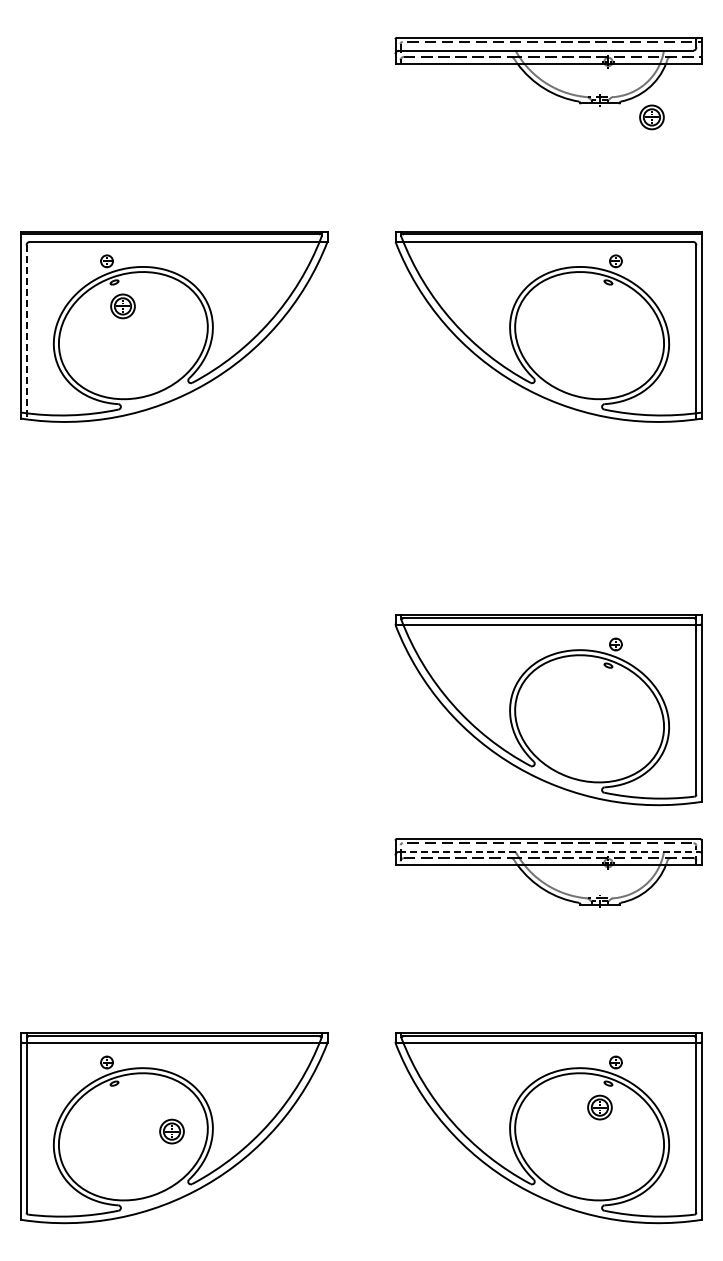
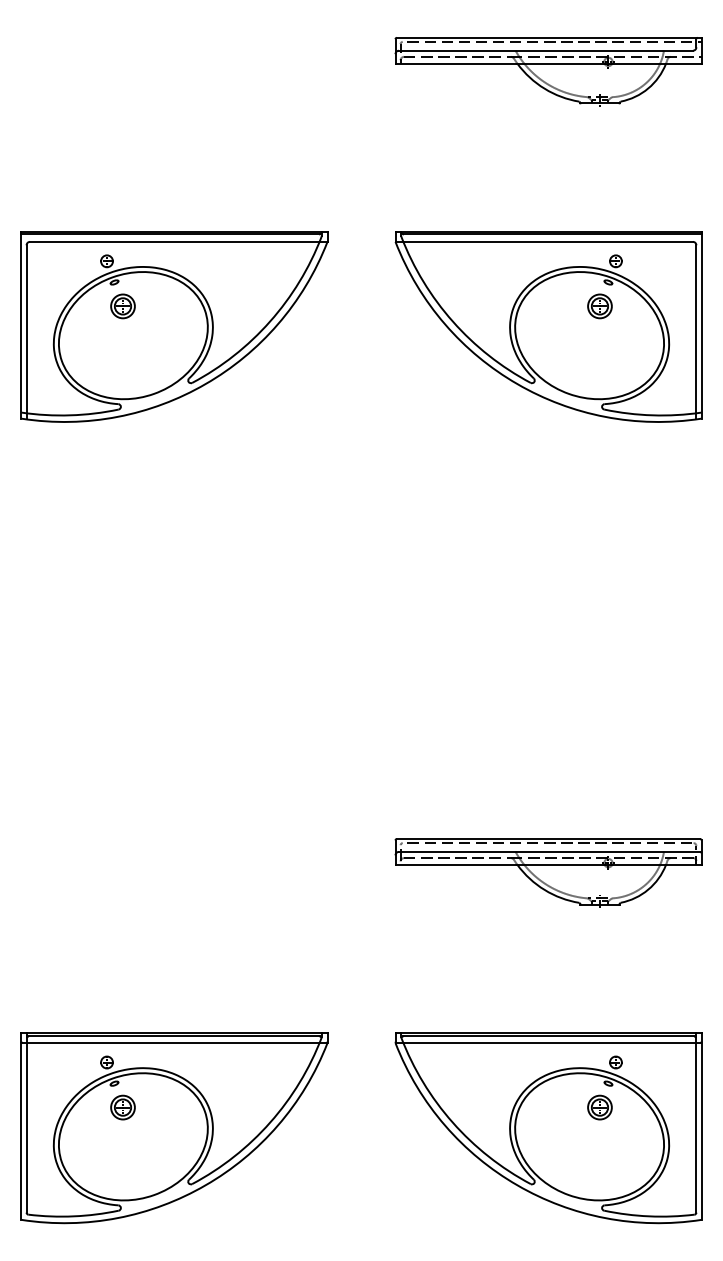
part position: (651, 117) -> (599, 306) (599, 306)
line: dashed -> solid (26, 332)
part: present -> none (548, 710)
line: dashed -> solid (549, 851)
part position: (171, 1131) -> (122, 1107) (122, 1107)
